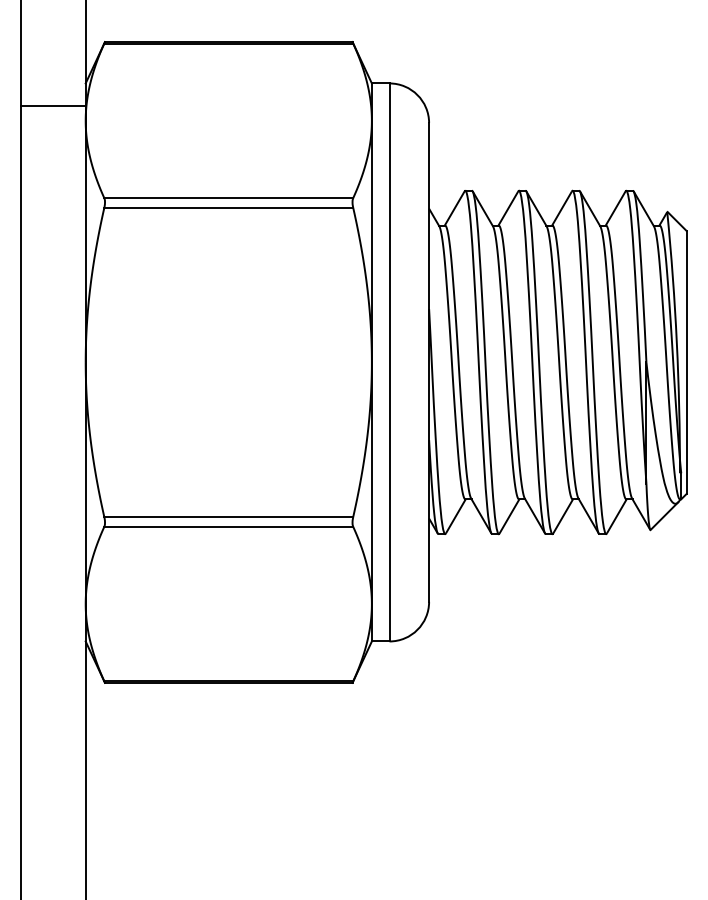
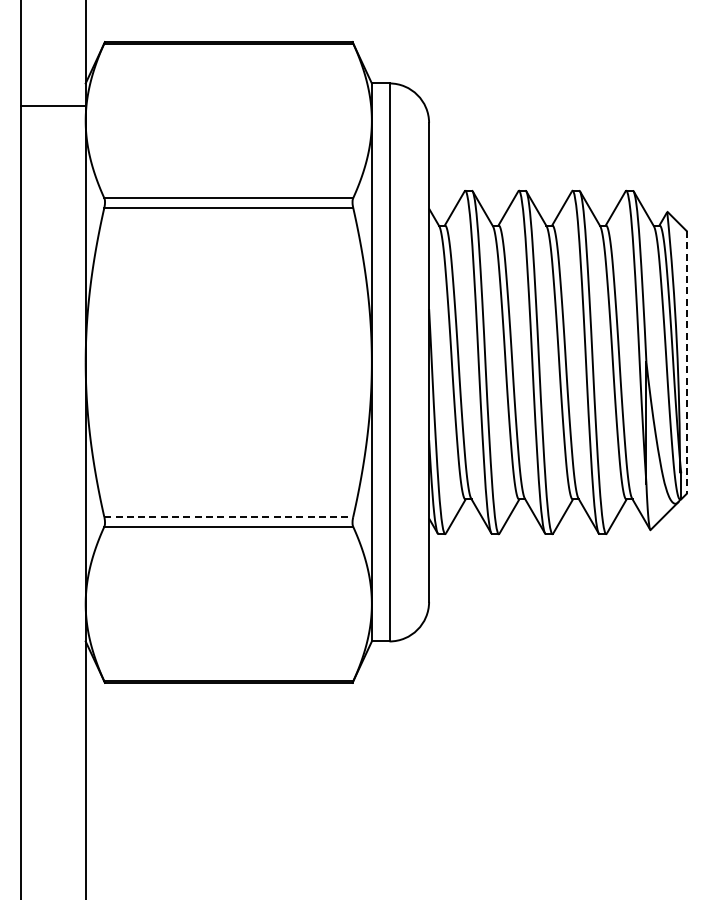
line: solid -> dashed (686, 362)
line: solid -> dashed (229, 517)
